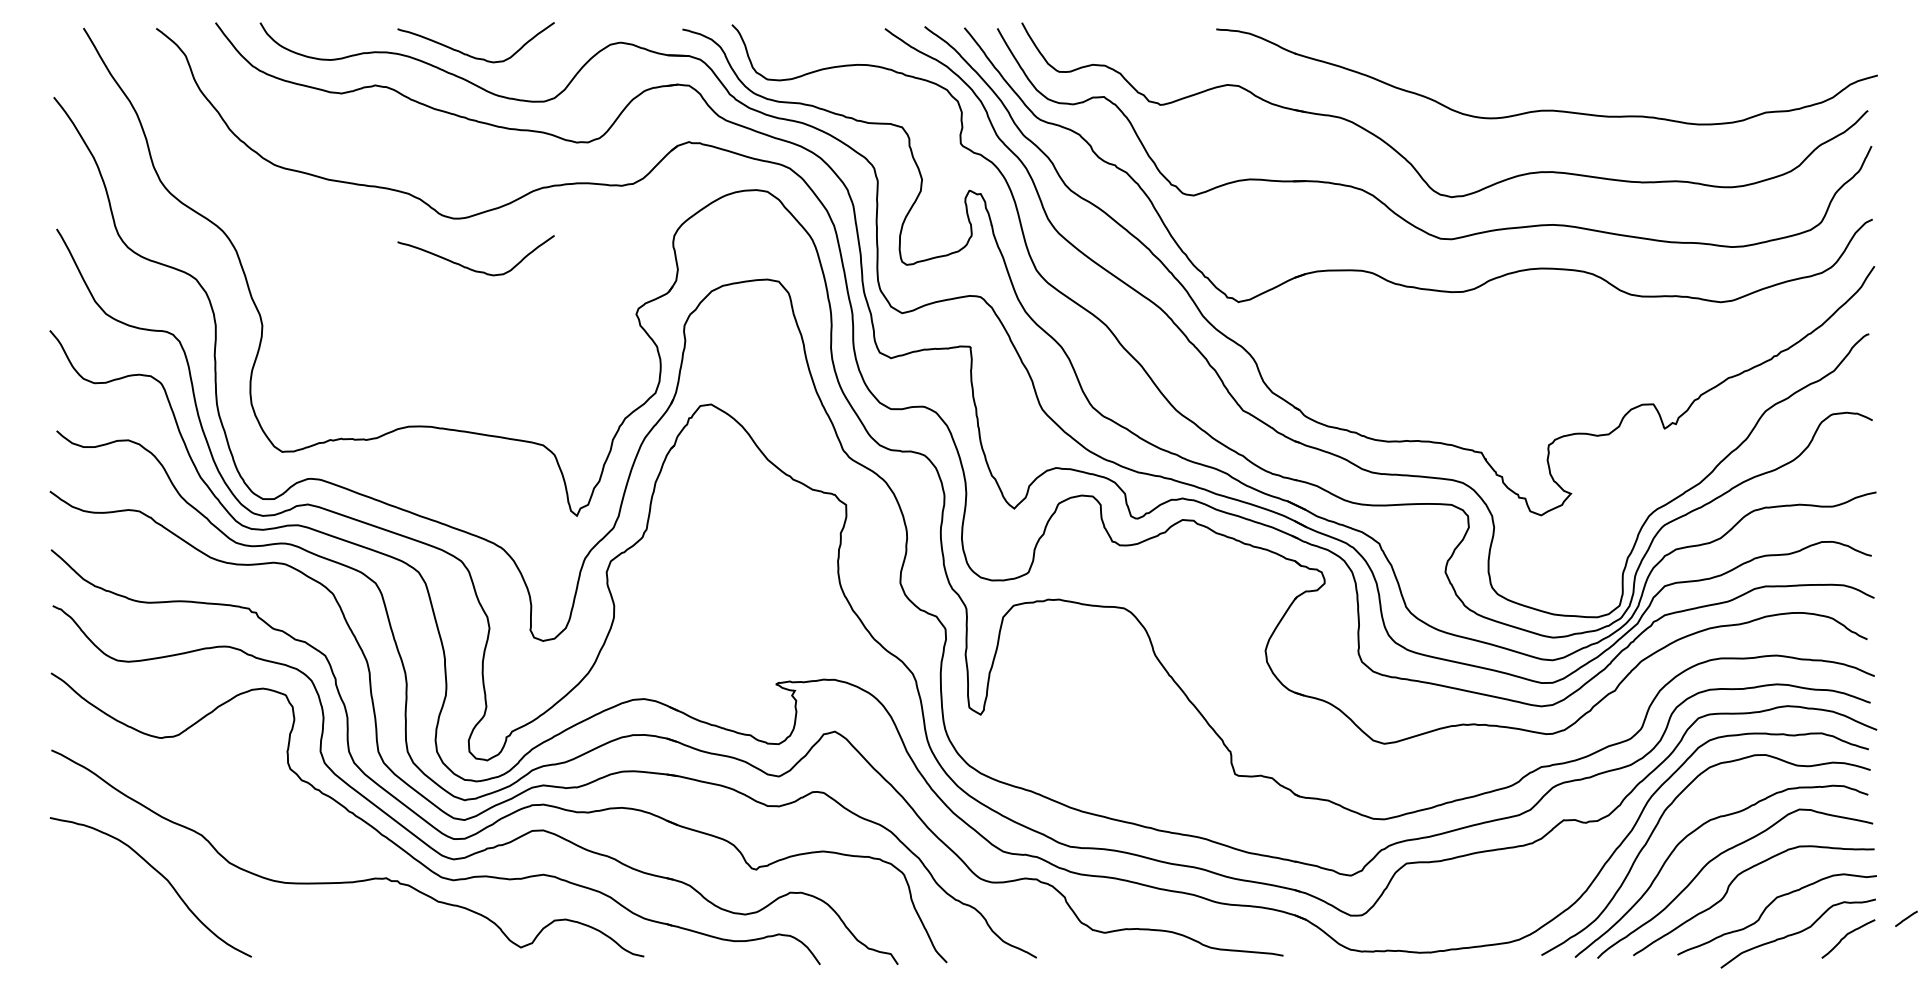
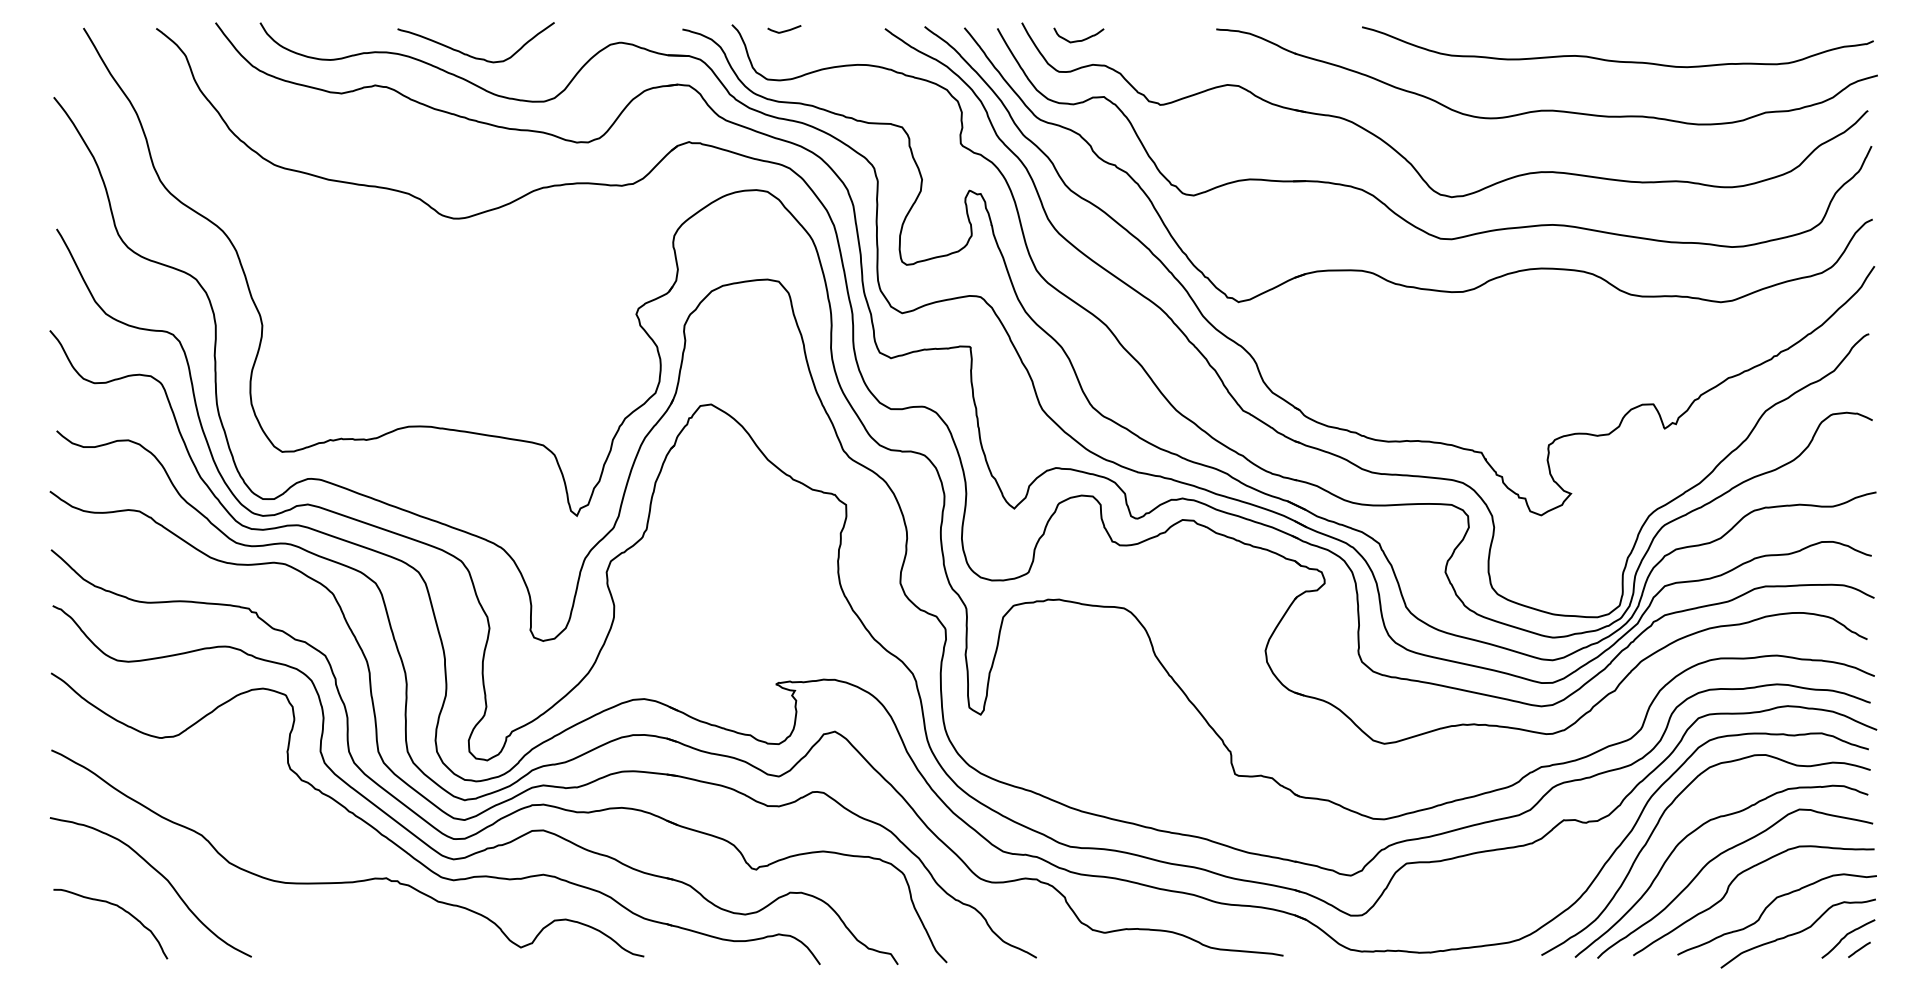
curve: none -> present (784, 30)
curve: none -> present (1081, 39)
curve: none -> present (1617, 60)
curve: present -> none (471, 268)
curve: none -> present (119, 908)
line position: (1906, 918) -> (1859, 949) (1859, 949)
